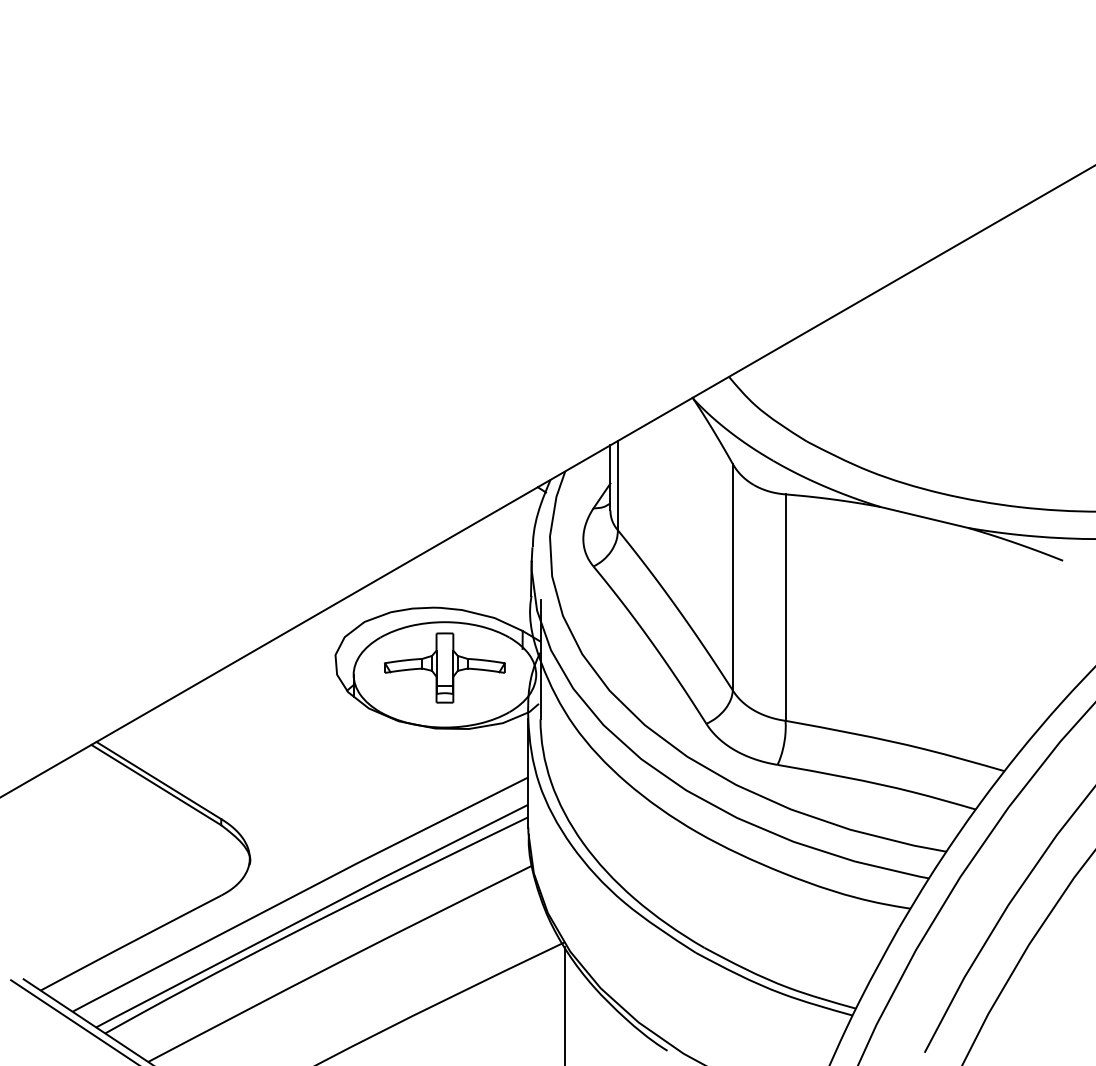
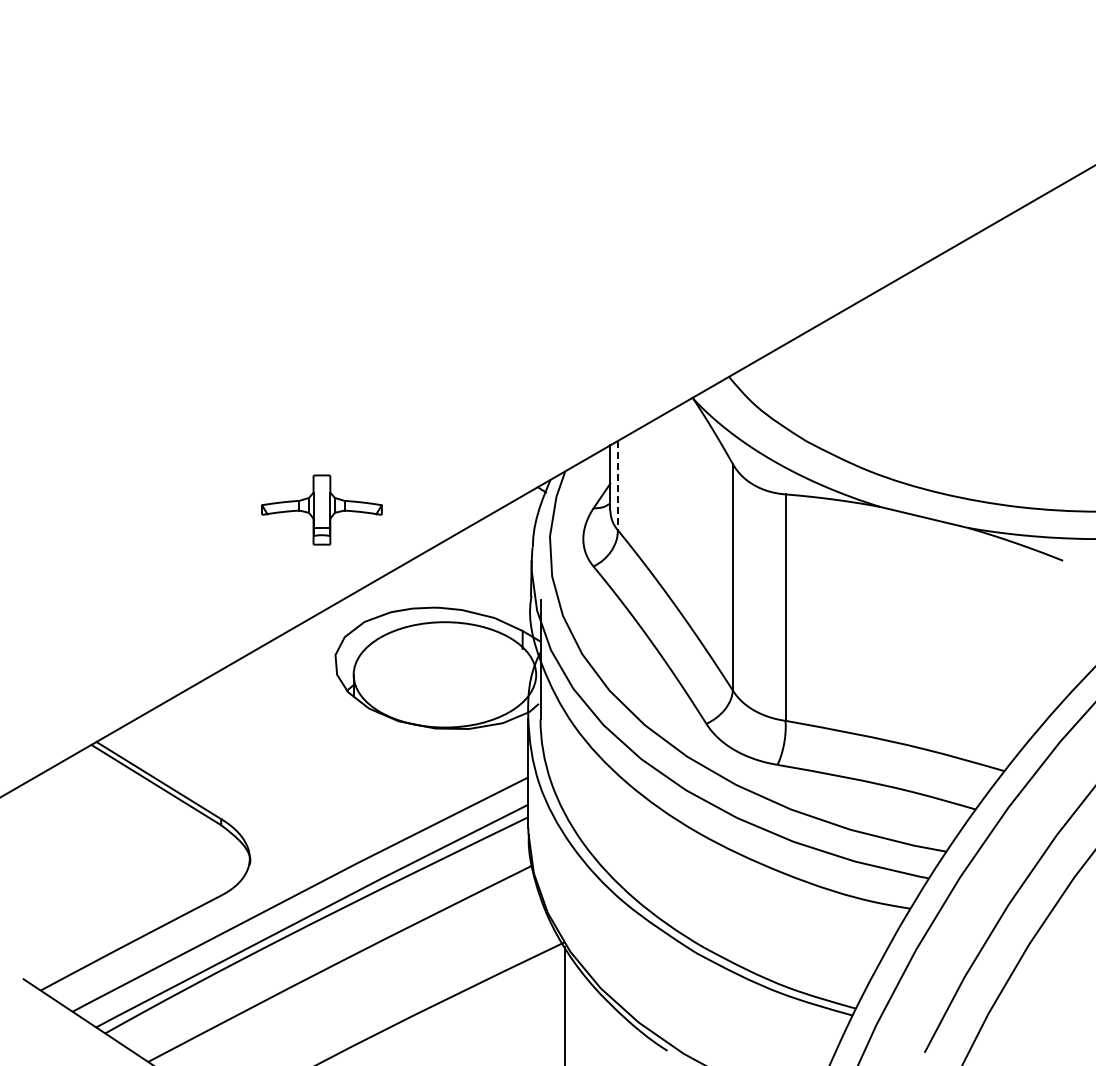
line: solid -> dashed (617, 485)
part position: (444, 667) -> (321, 509) (321, 509)
line: present -> none (72, 1021)
